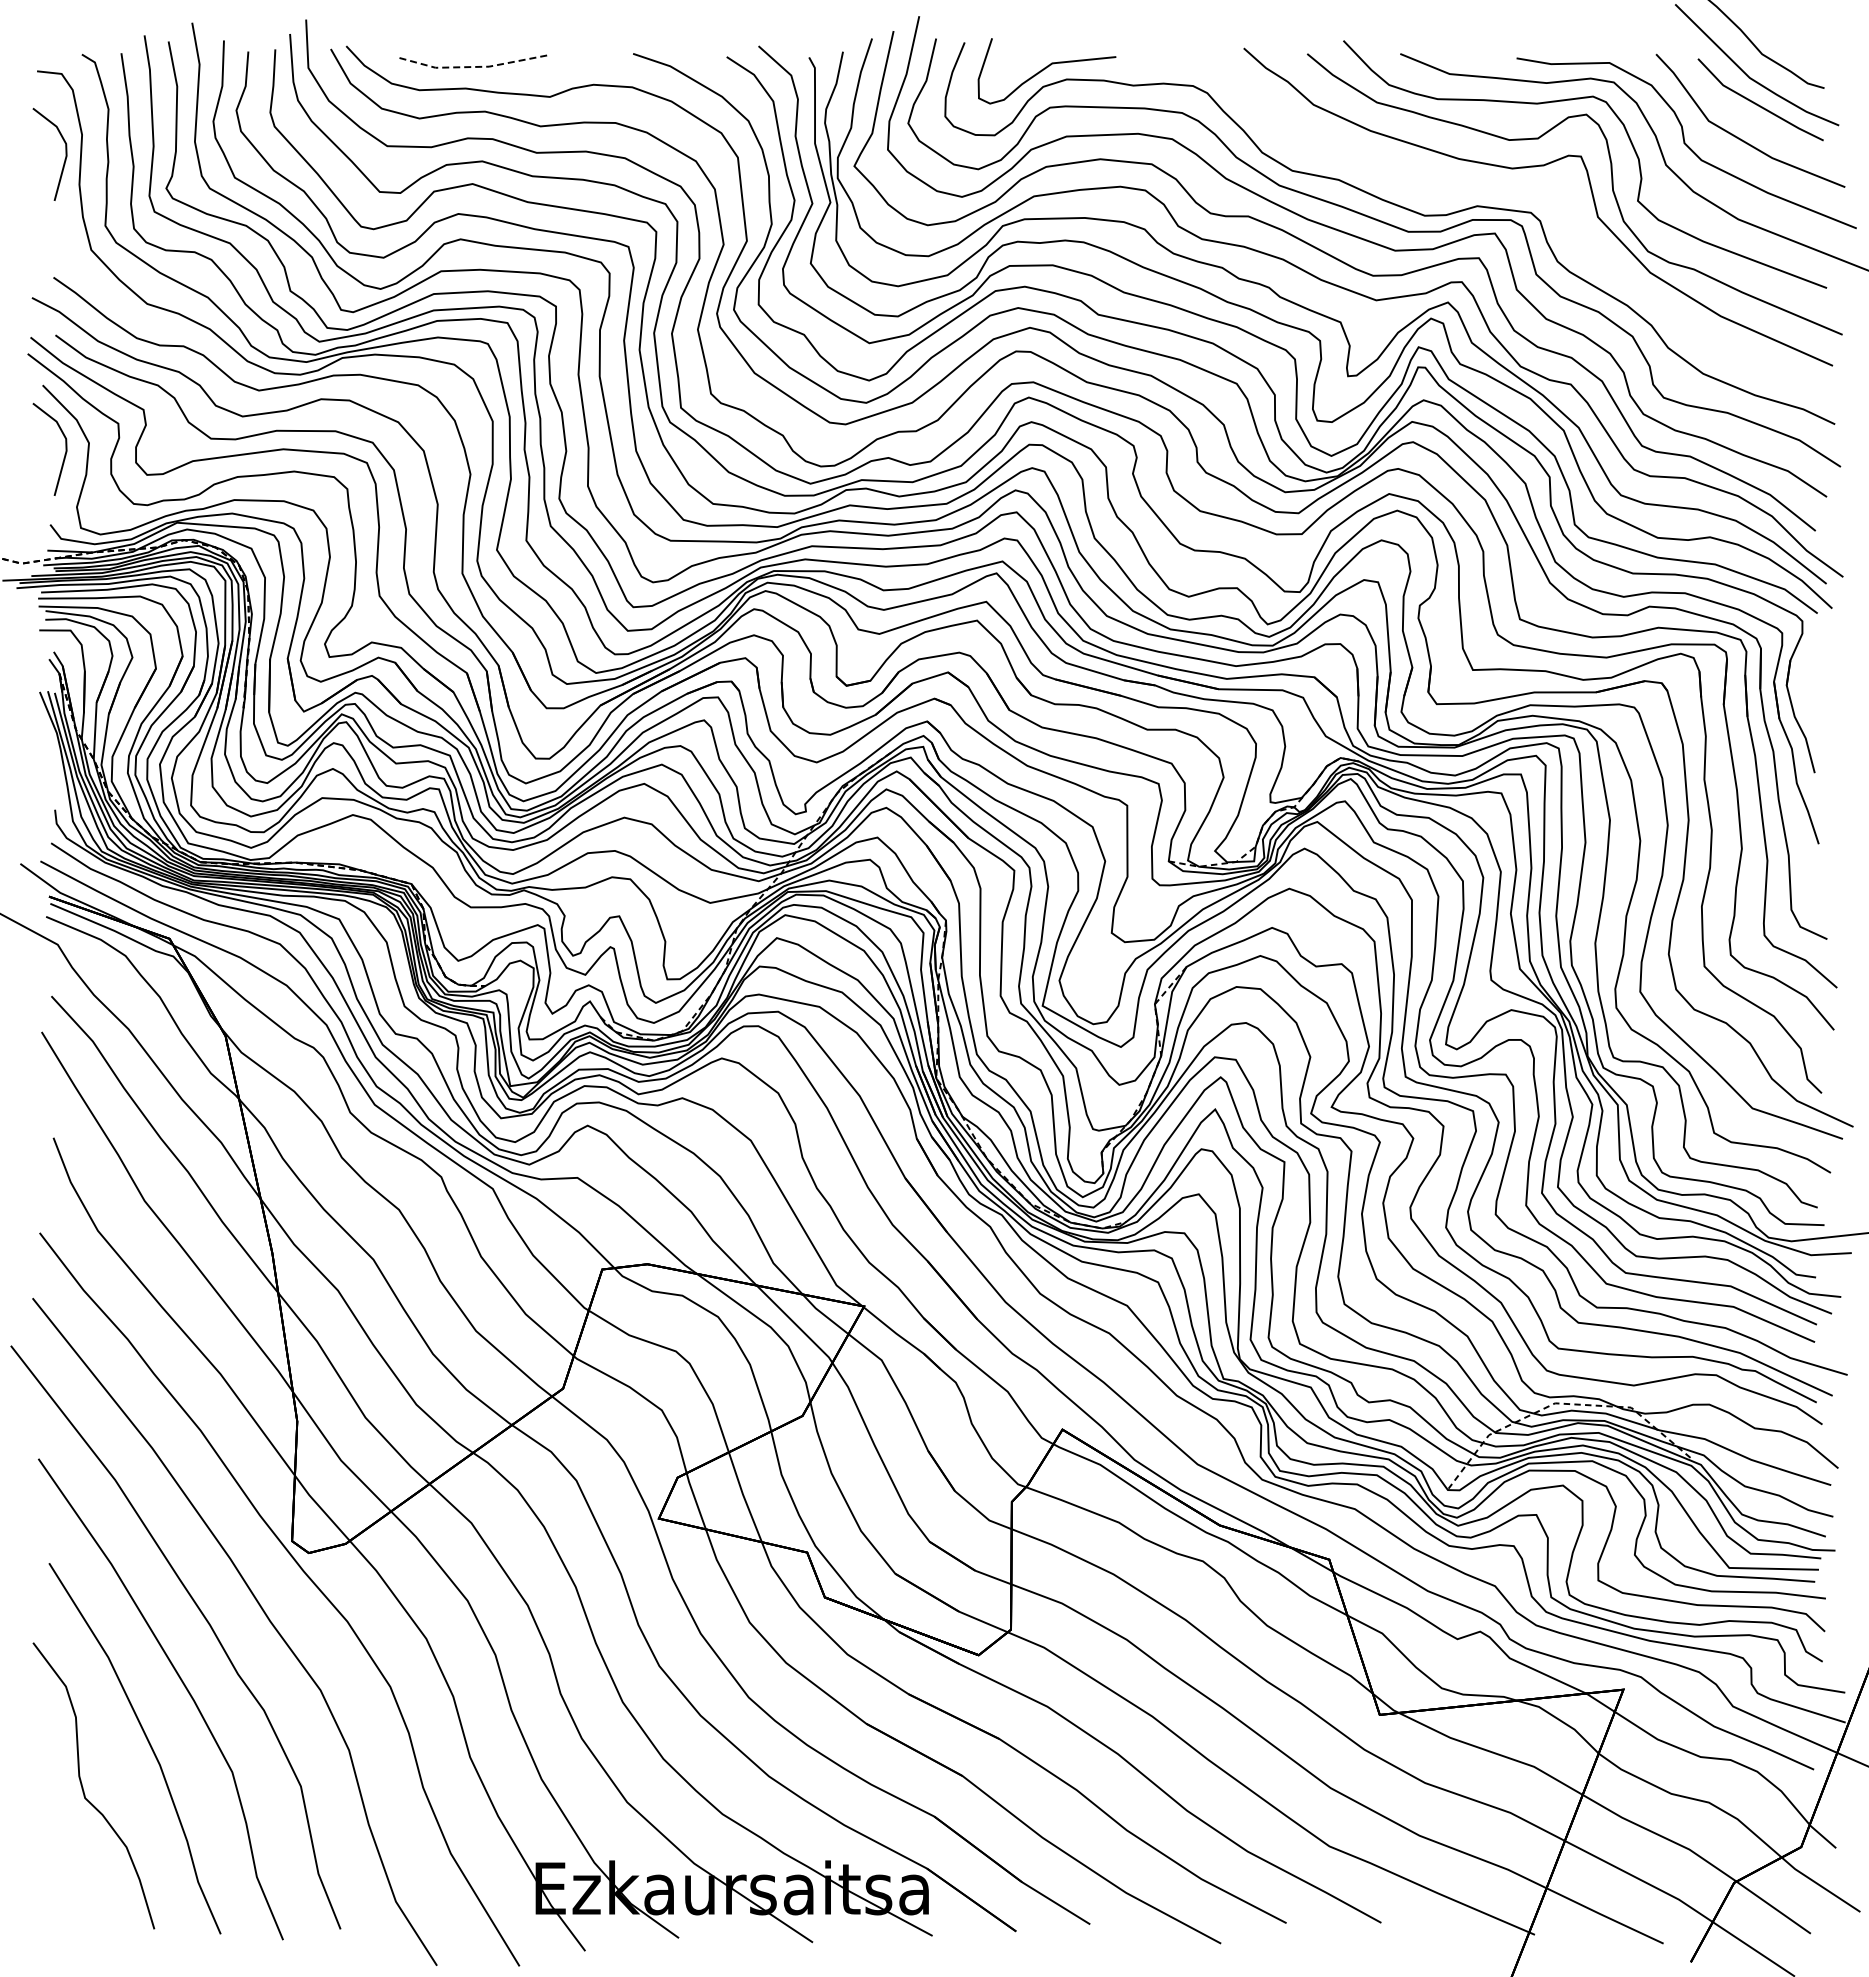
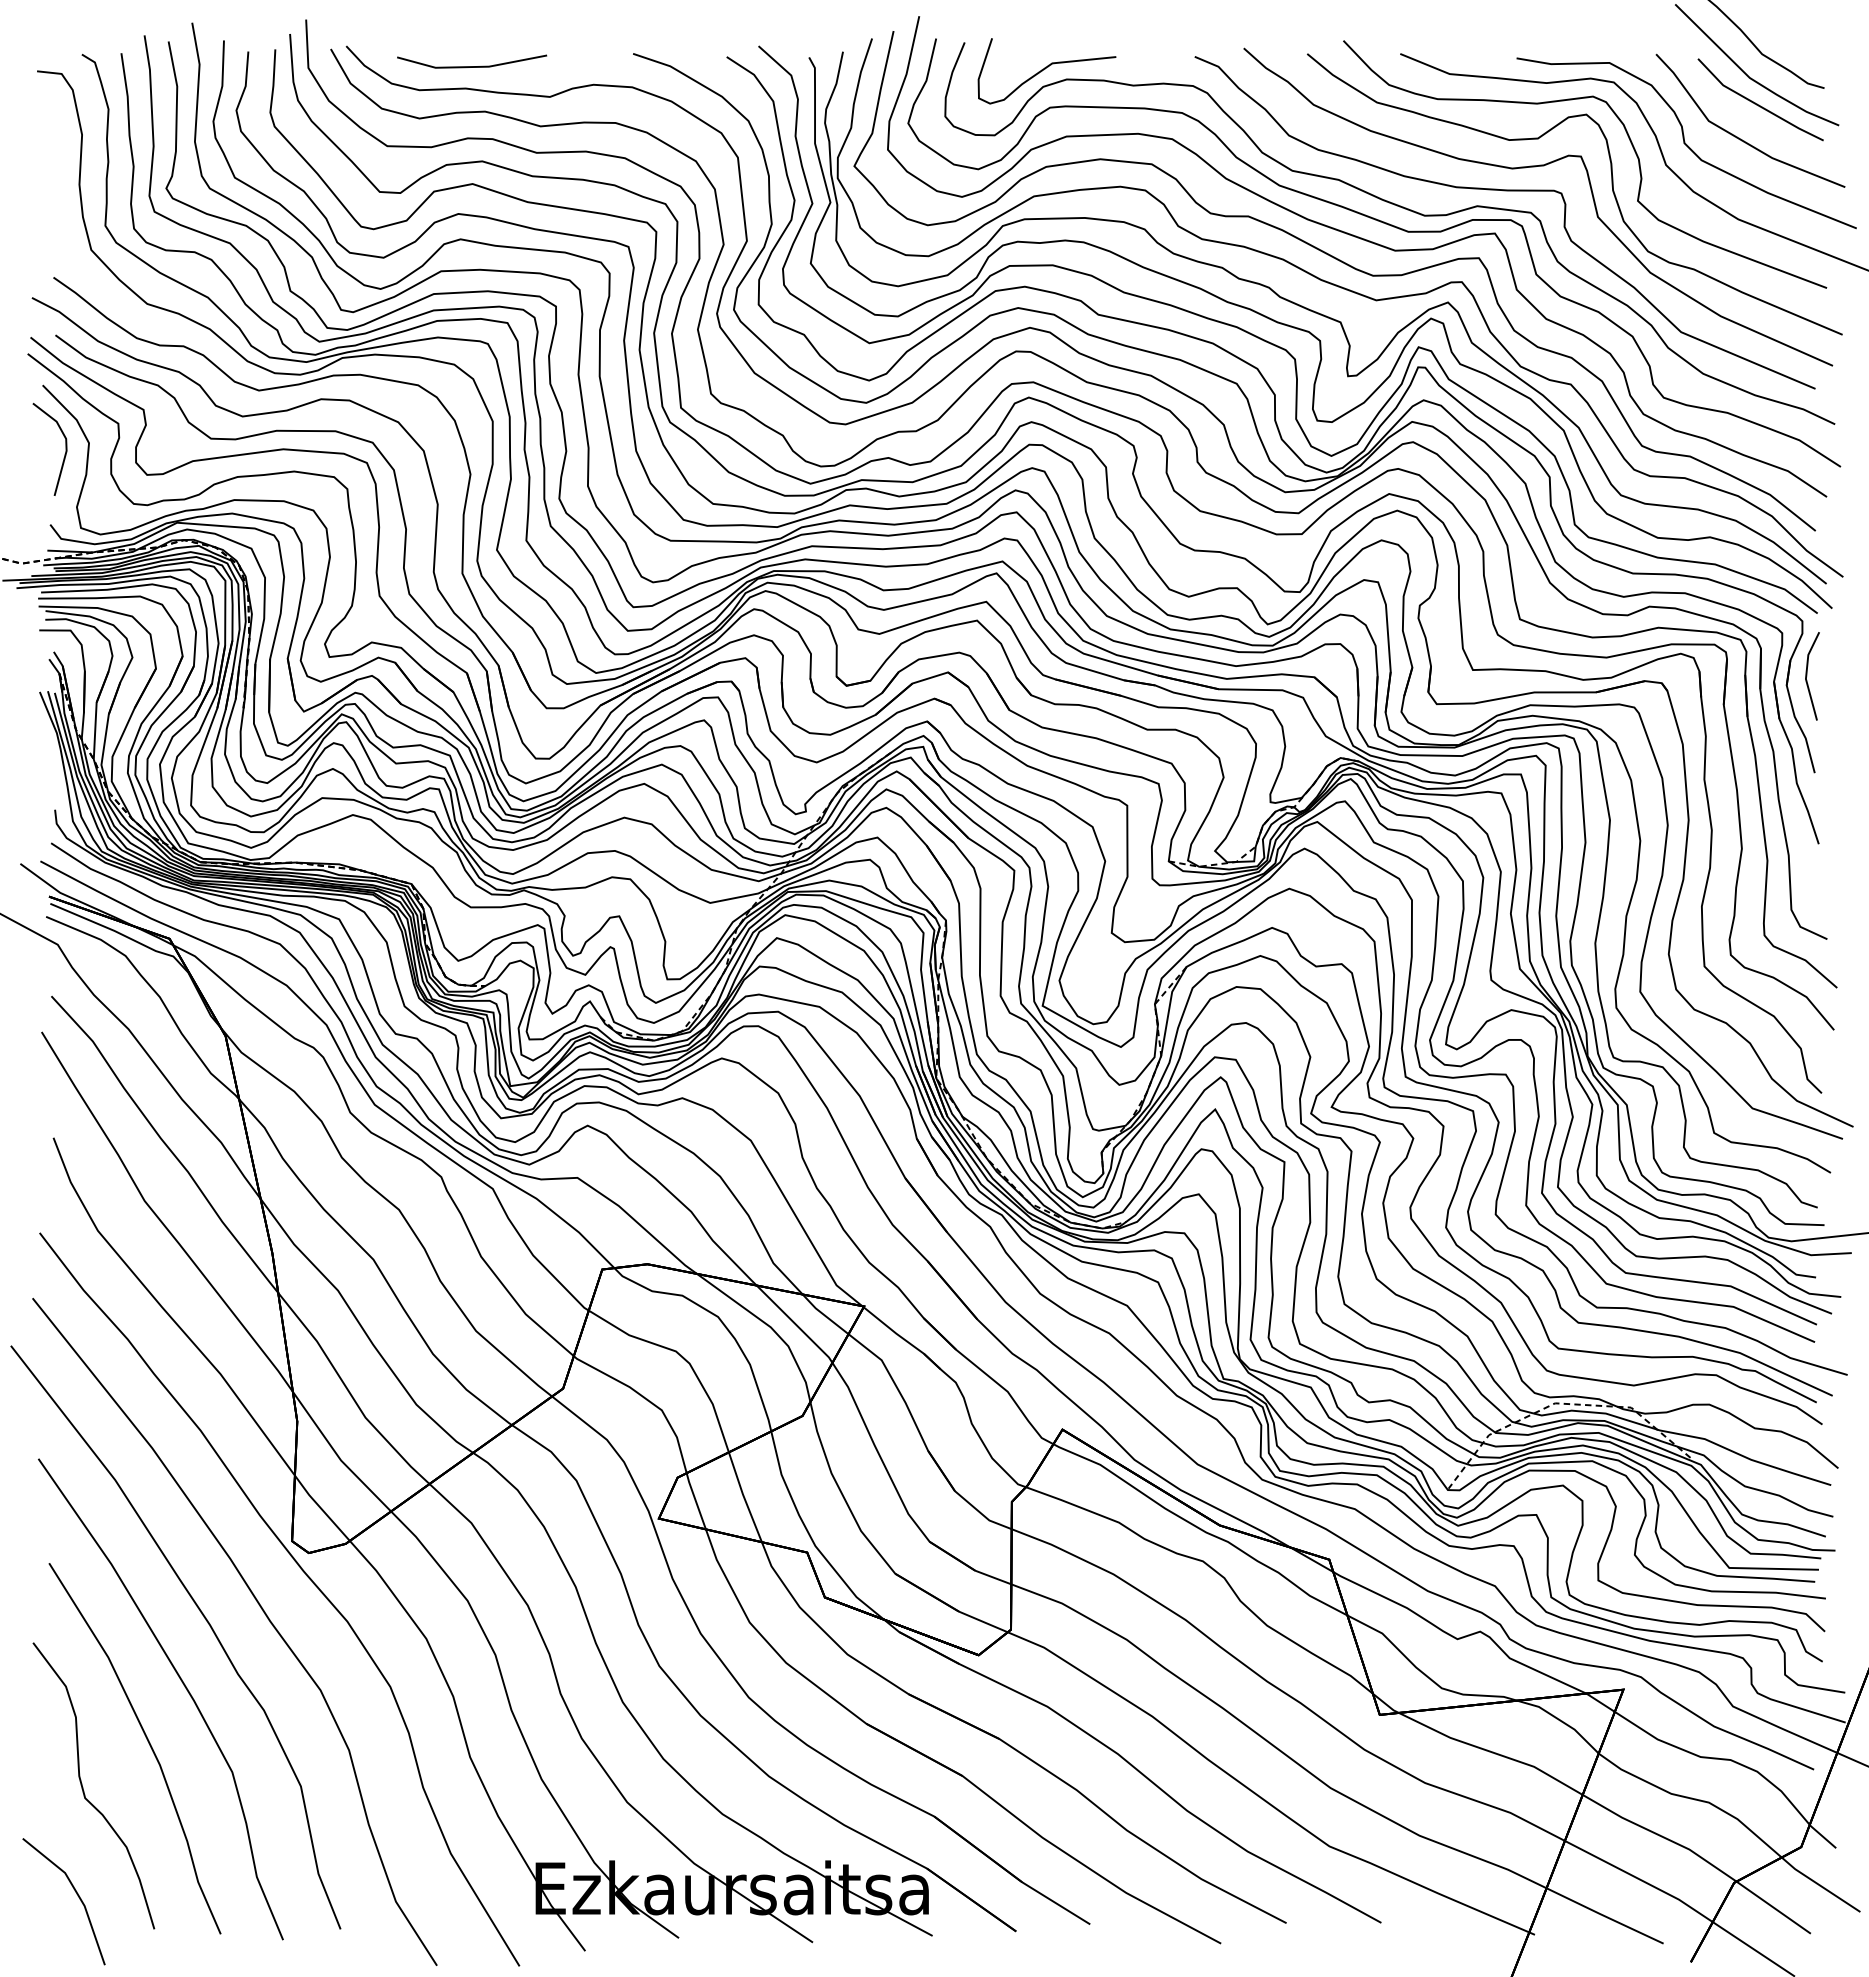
line: dashed -> solid (472, 67)
line: present -> none (64, 159)
curve: none -> present (1504, 191)
line: none -> present (1807, 676)
line: none -> present (76, 1894)
